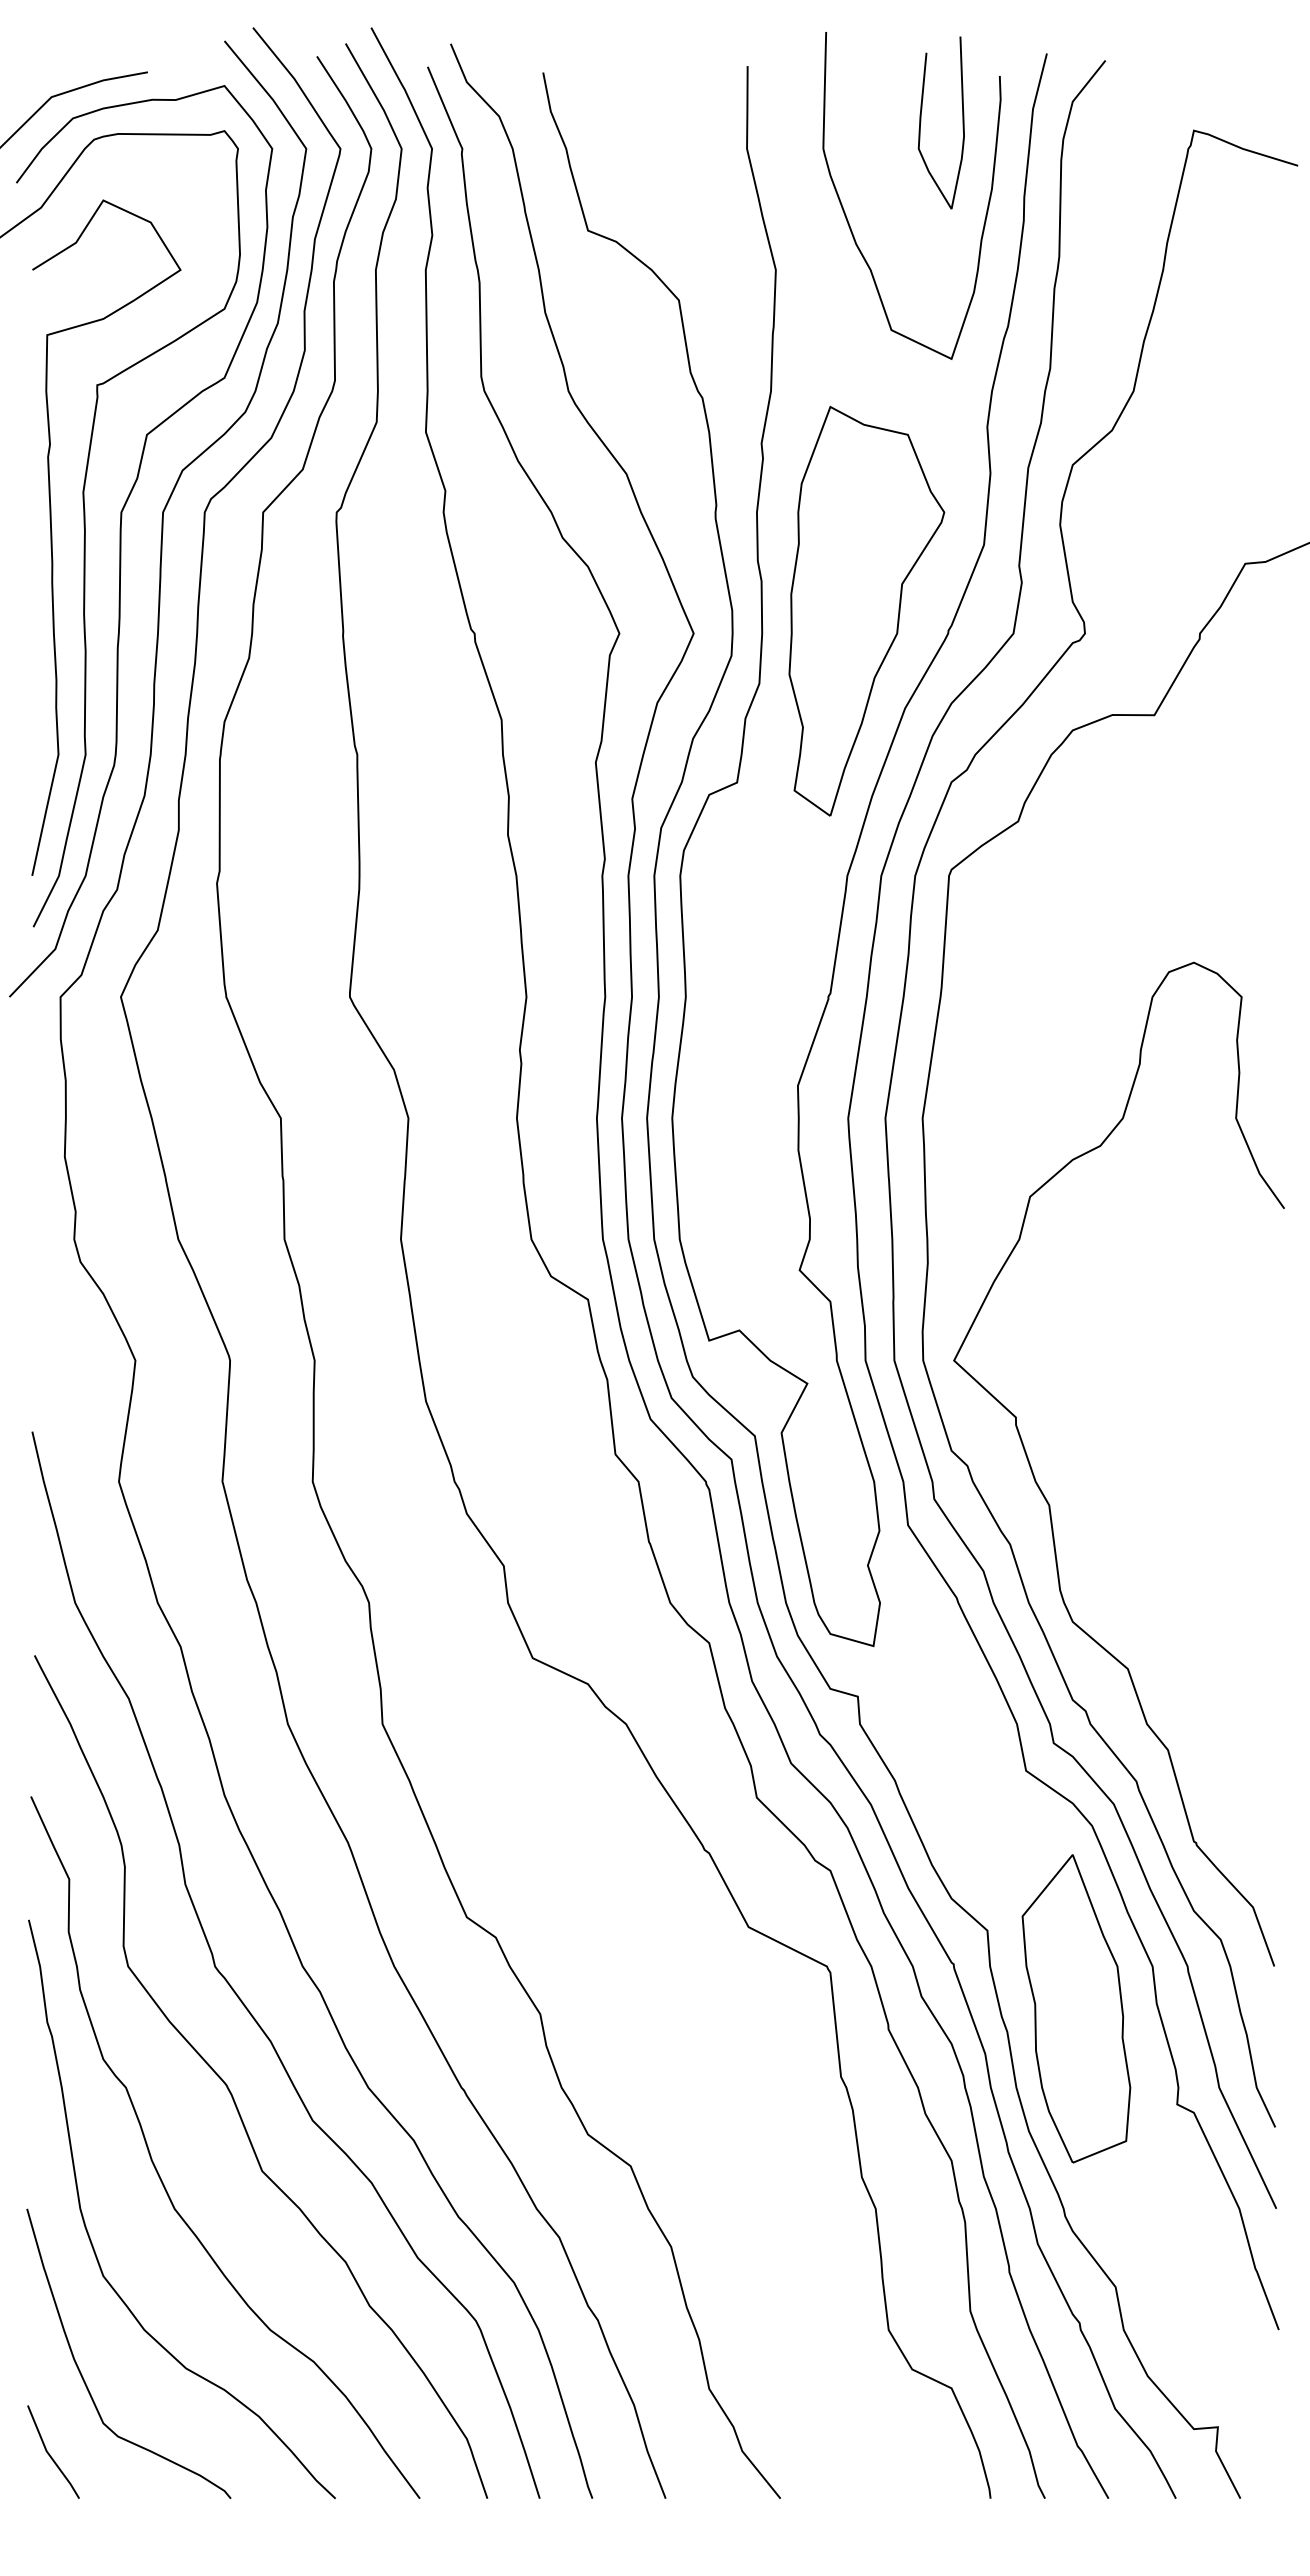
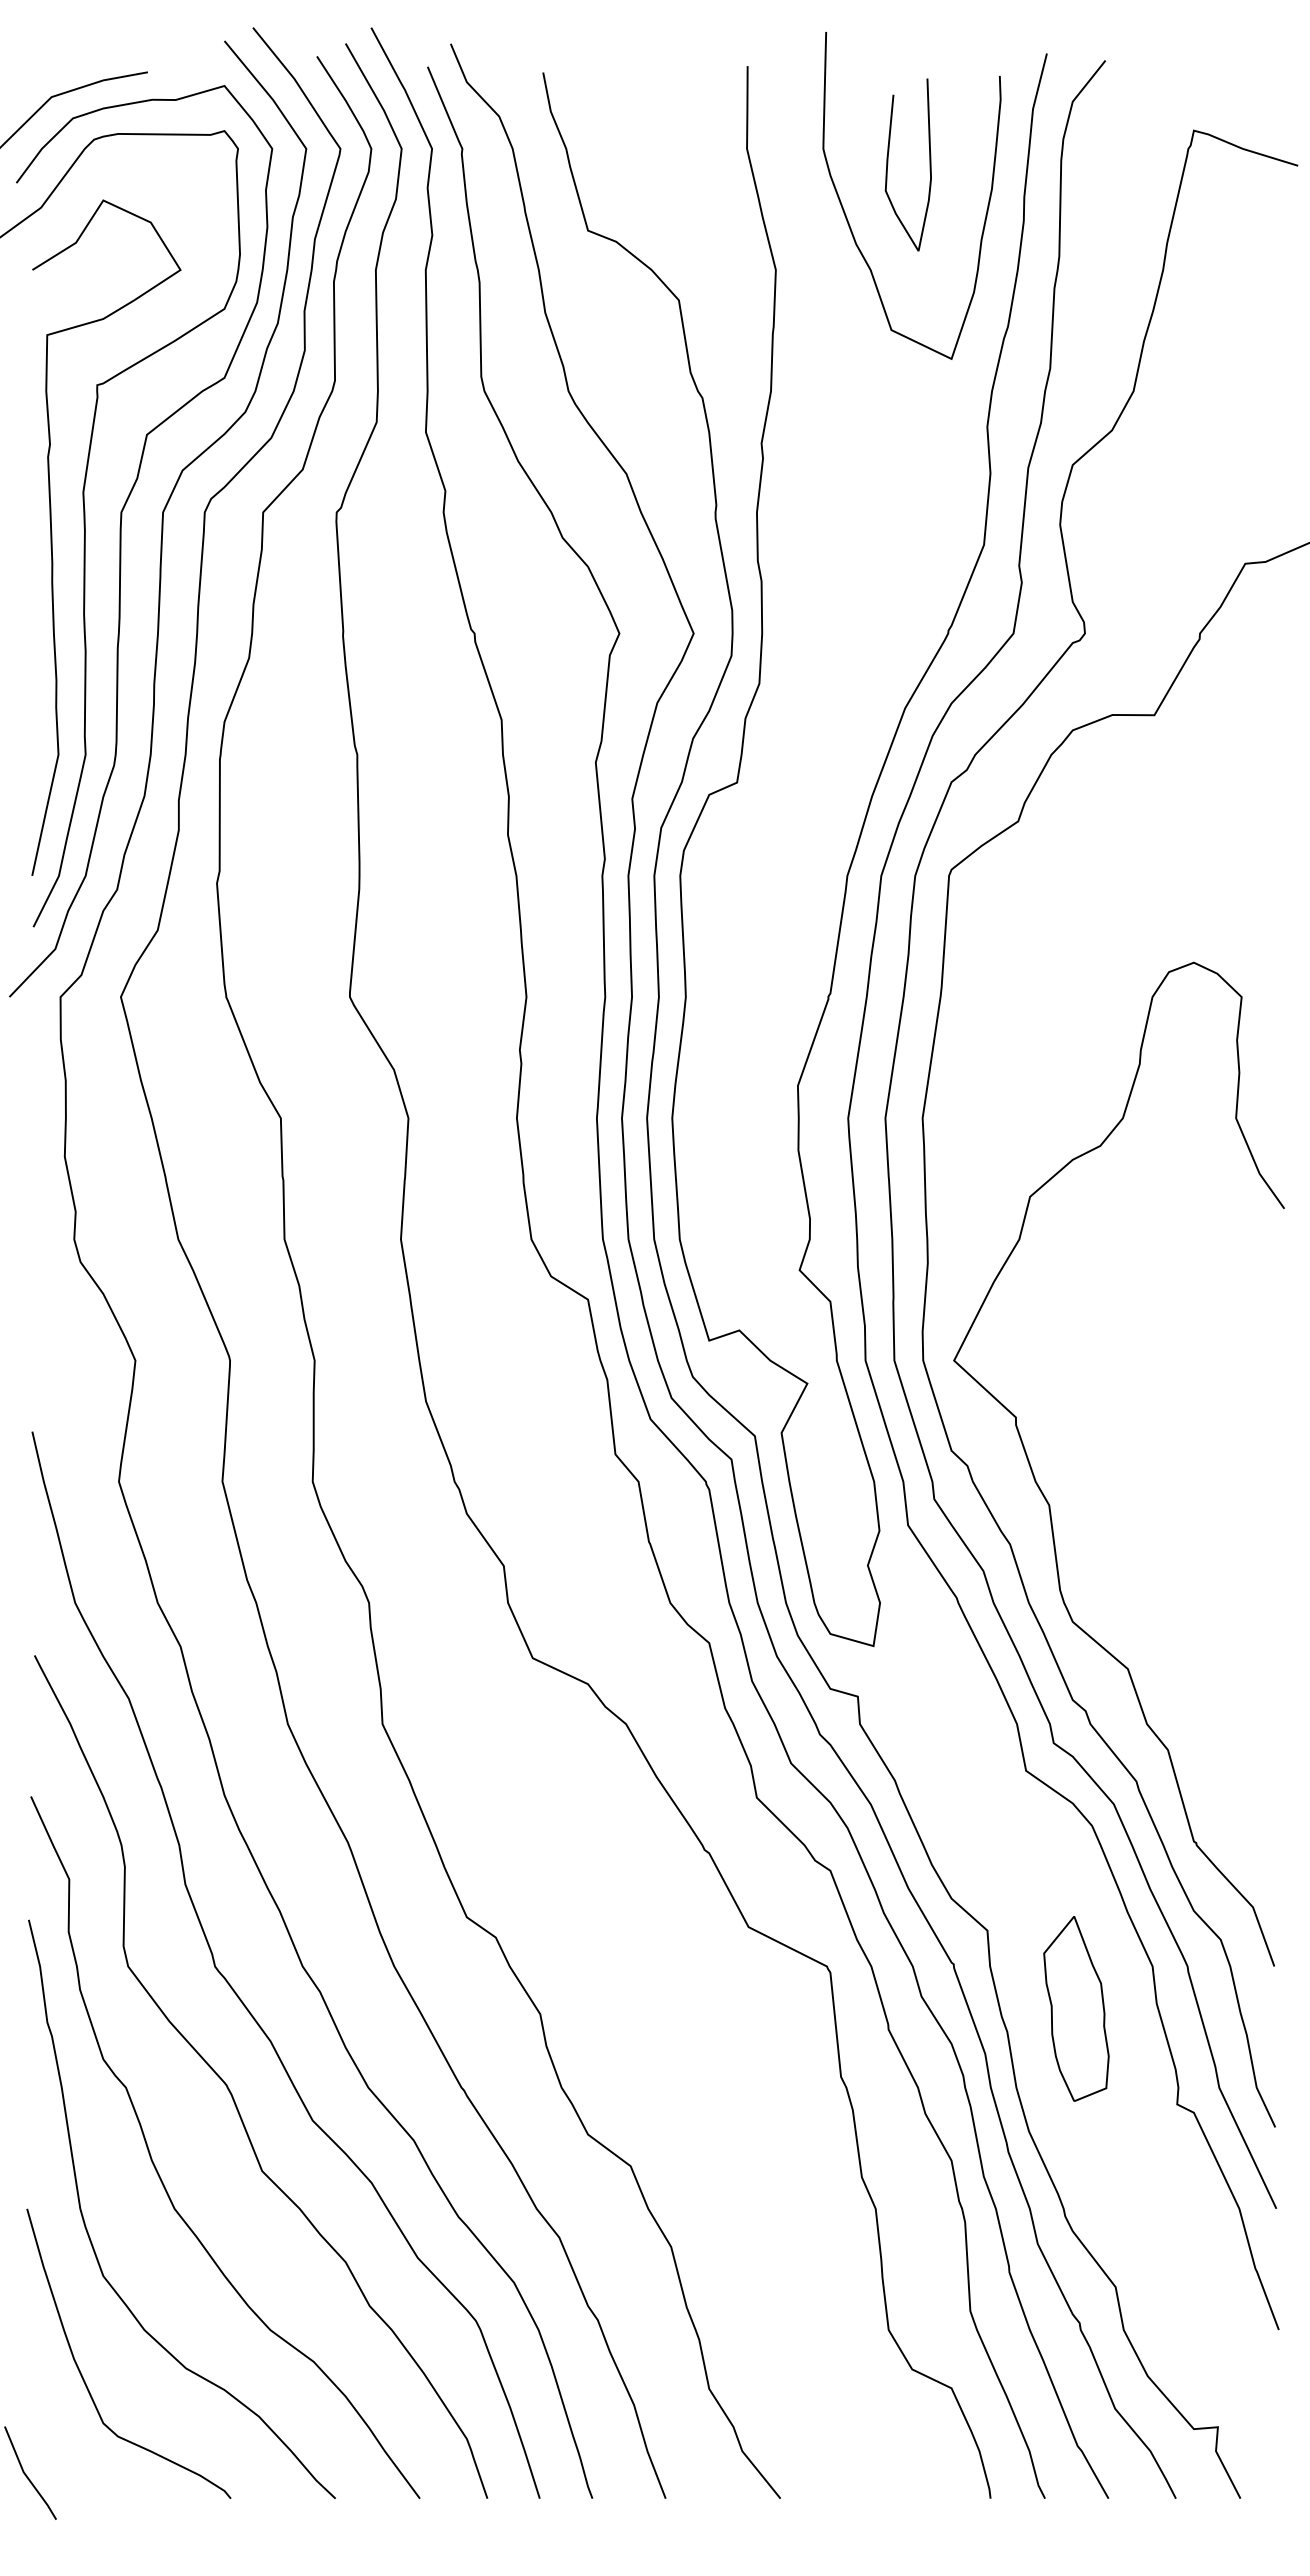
curve position: (921, 122) -> (888, 164) (888, 164)
part: present -> none (866, 611)
part size: 111x310 px -> 67x186 px (1076, 2008)
line position: (50, 2454) -> (27, 2475) (27, 2475)
